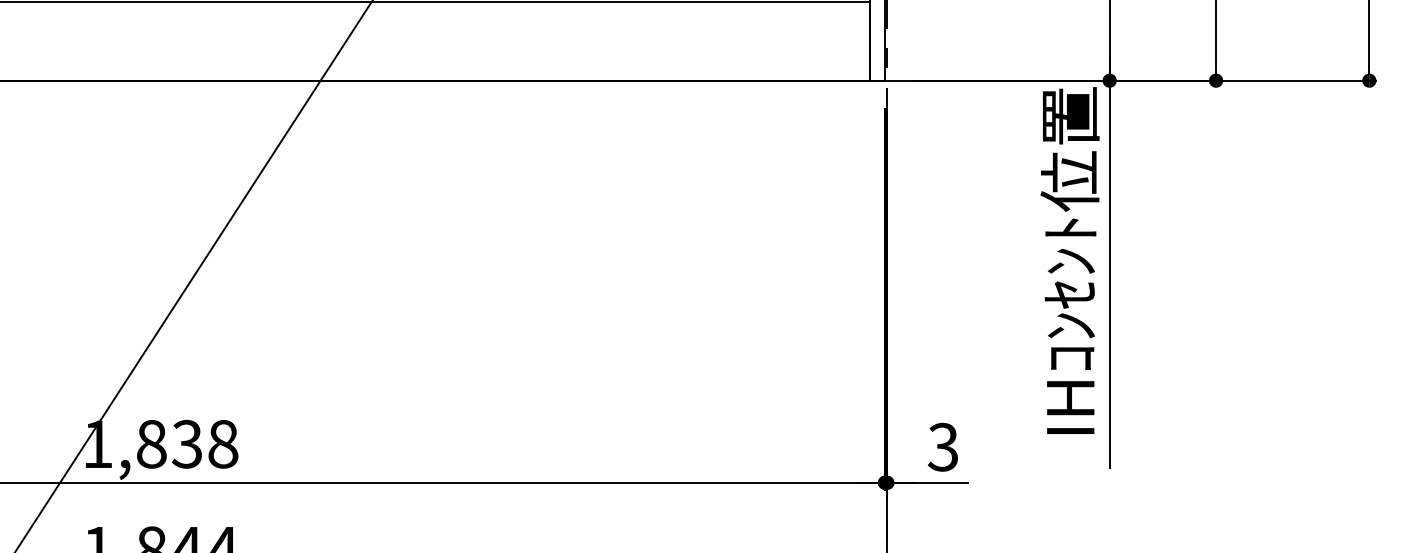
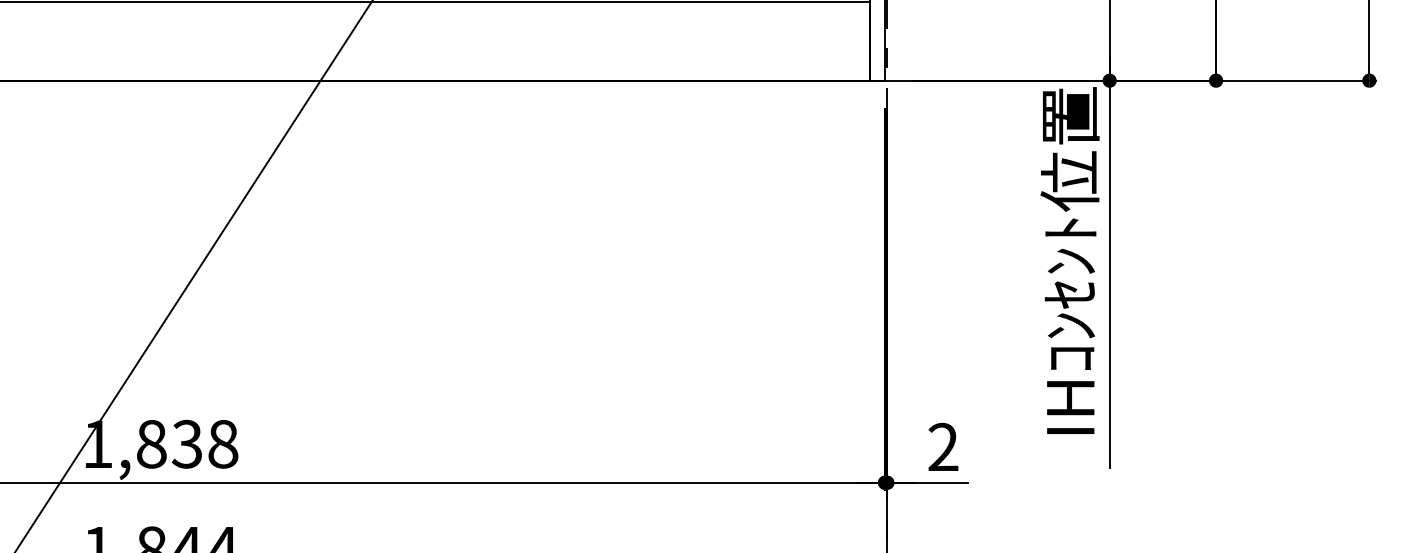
text: 3 -> 2 (942, 447)
